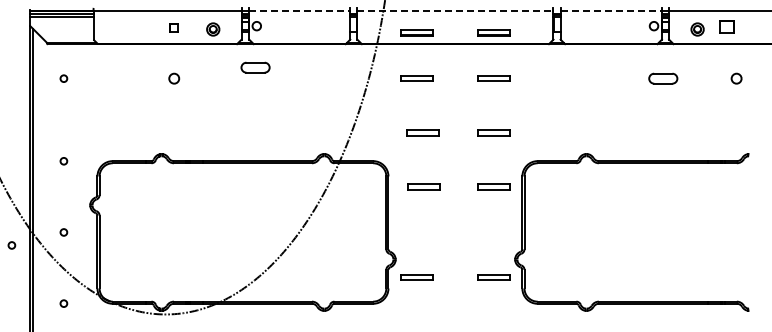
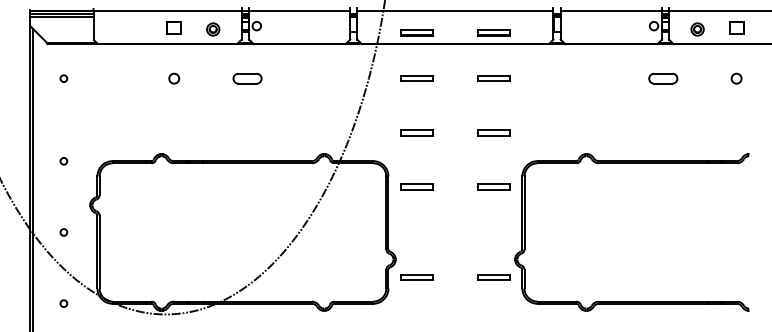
line: dashed -> solid (299, 11)
line: dashed -> solid (455, 11)
line: dashed -> solid (611, 11)
part position: (726, 26) -> (736, 27) (736, 27)
part size: 10x10 px -> 16x14 px (173, 27)
part position: (255, 67) -> (247, 78) (247, 78)
part position: (422, 132) -> (416, 132) (416, 132)
part position: (423, 186) -> (416, 186) (416, 186)
circle: present -> none (11, 245)
